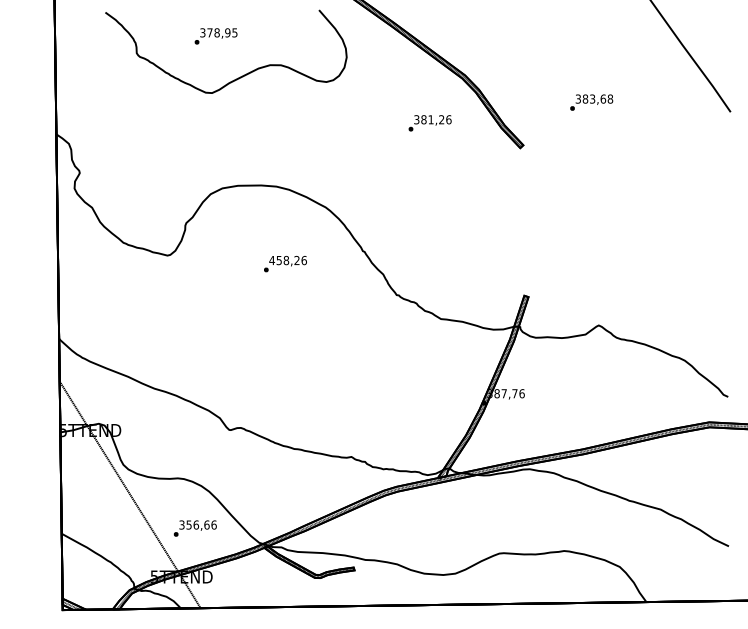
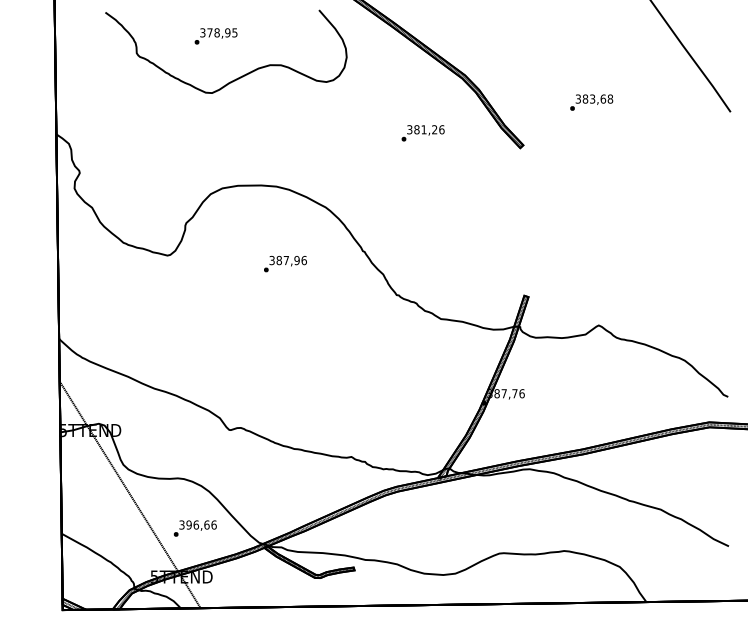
text position: (429, 123) -> (422, 133) (422, 133)
text: 458,26 -> 387,96 (284, 260)
text: 356,66 -> 396,66 (188, 524)
